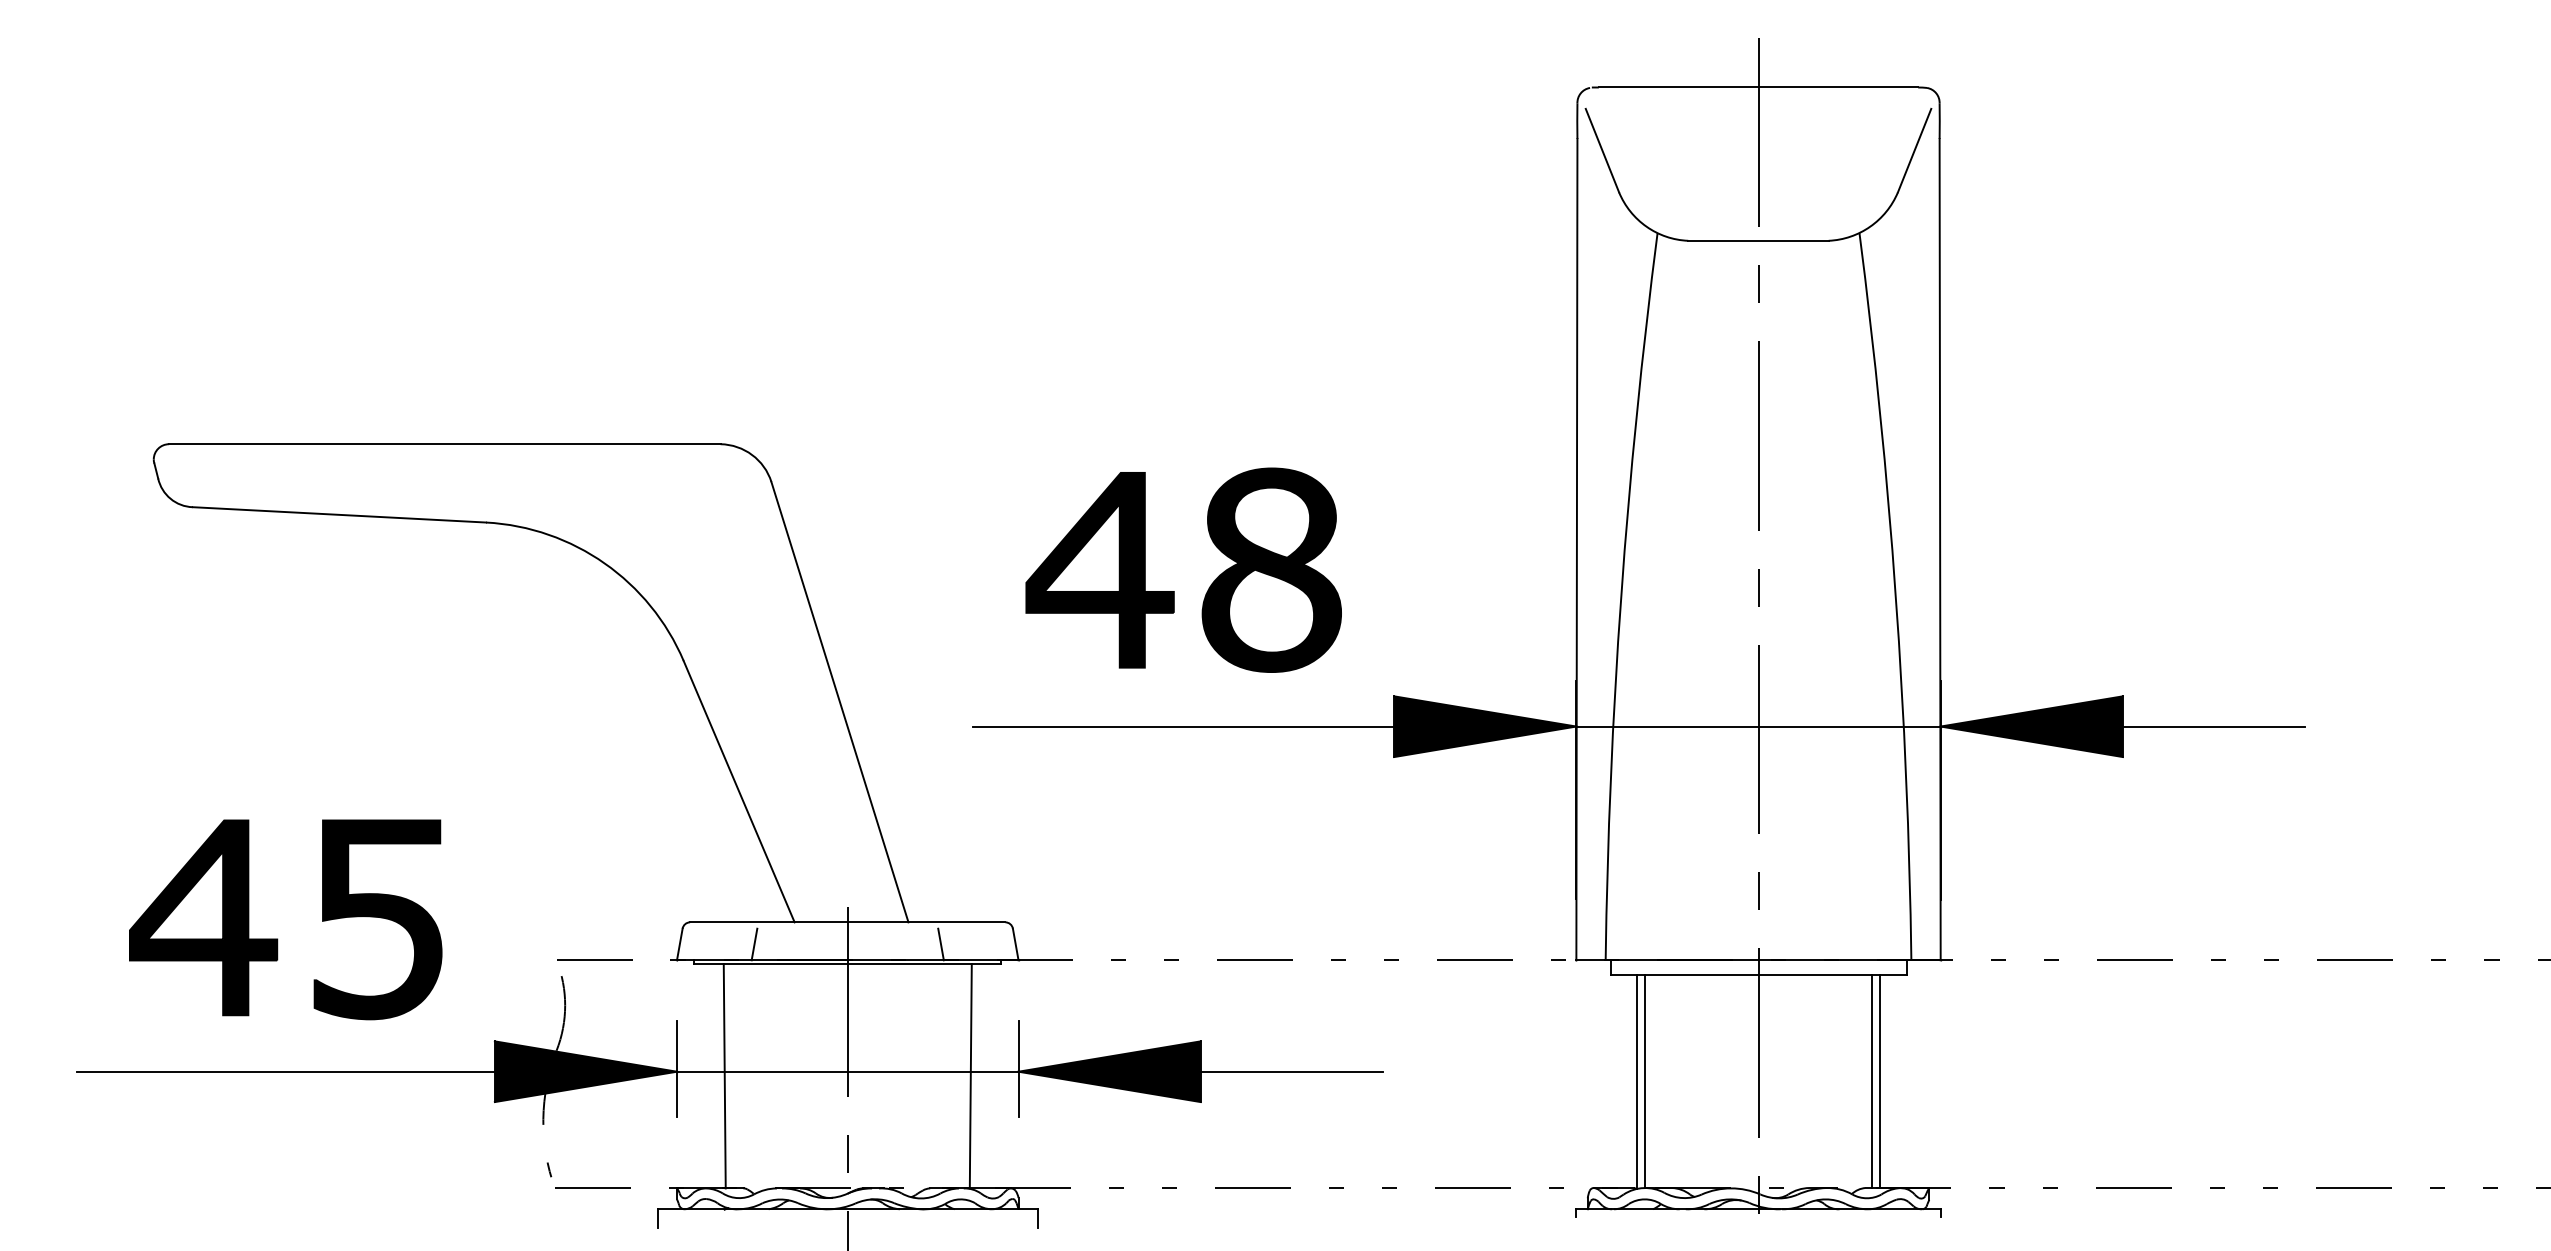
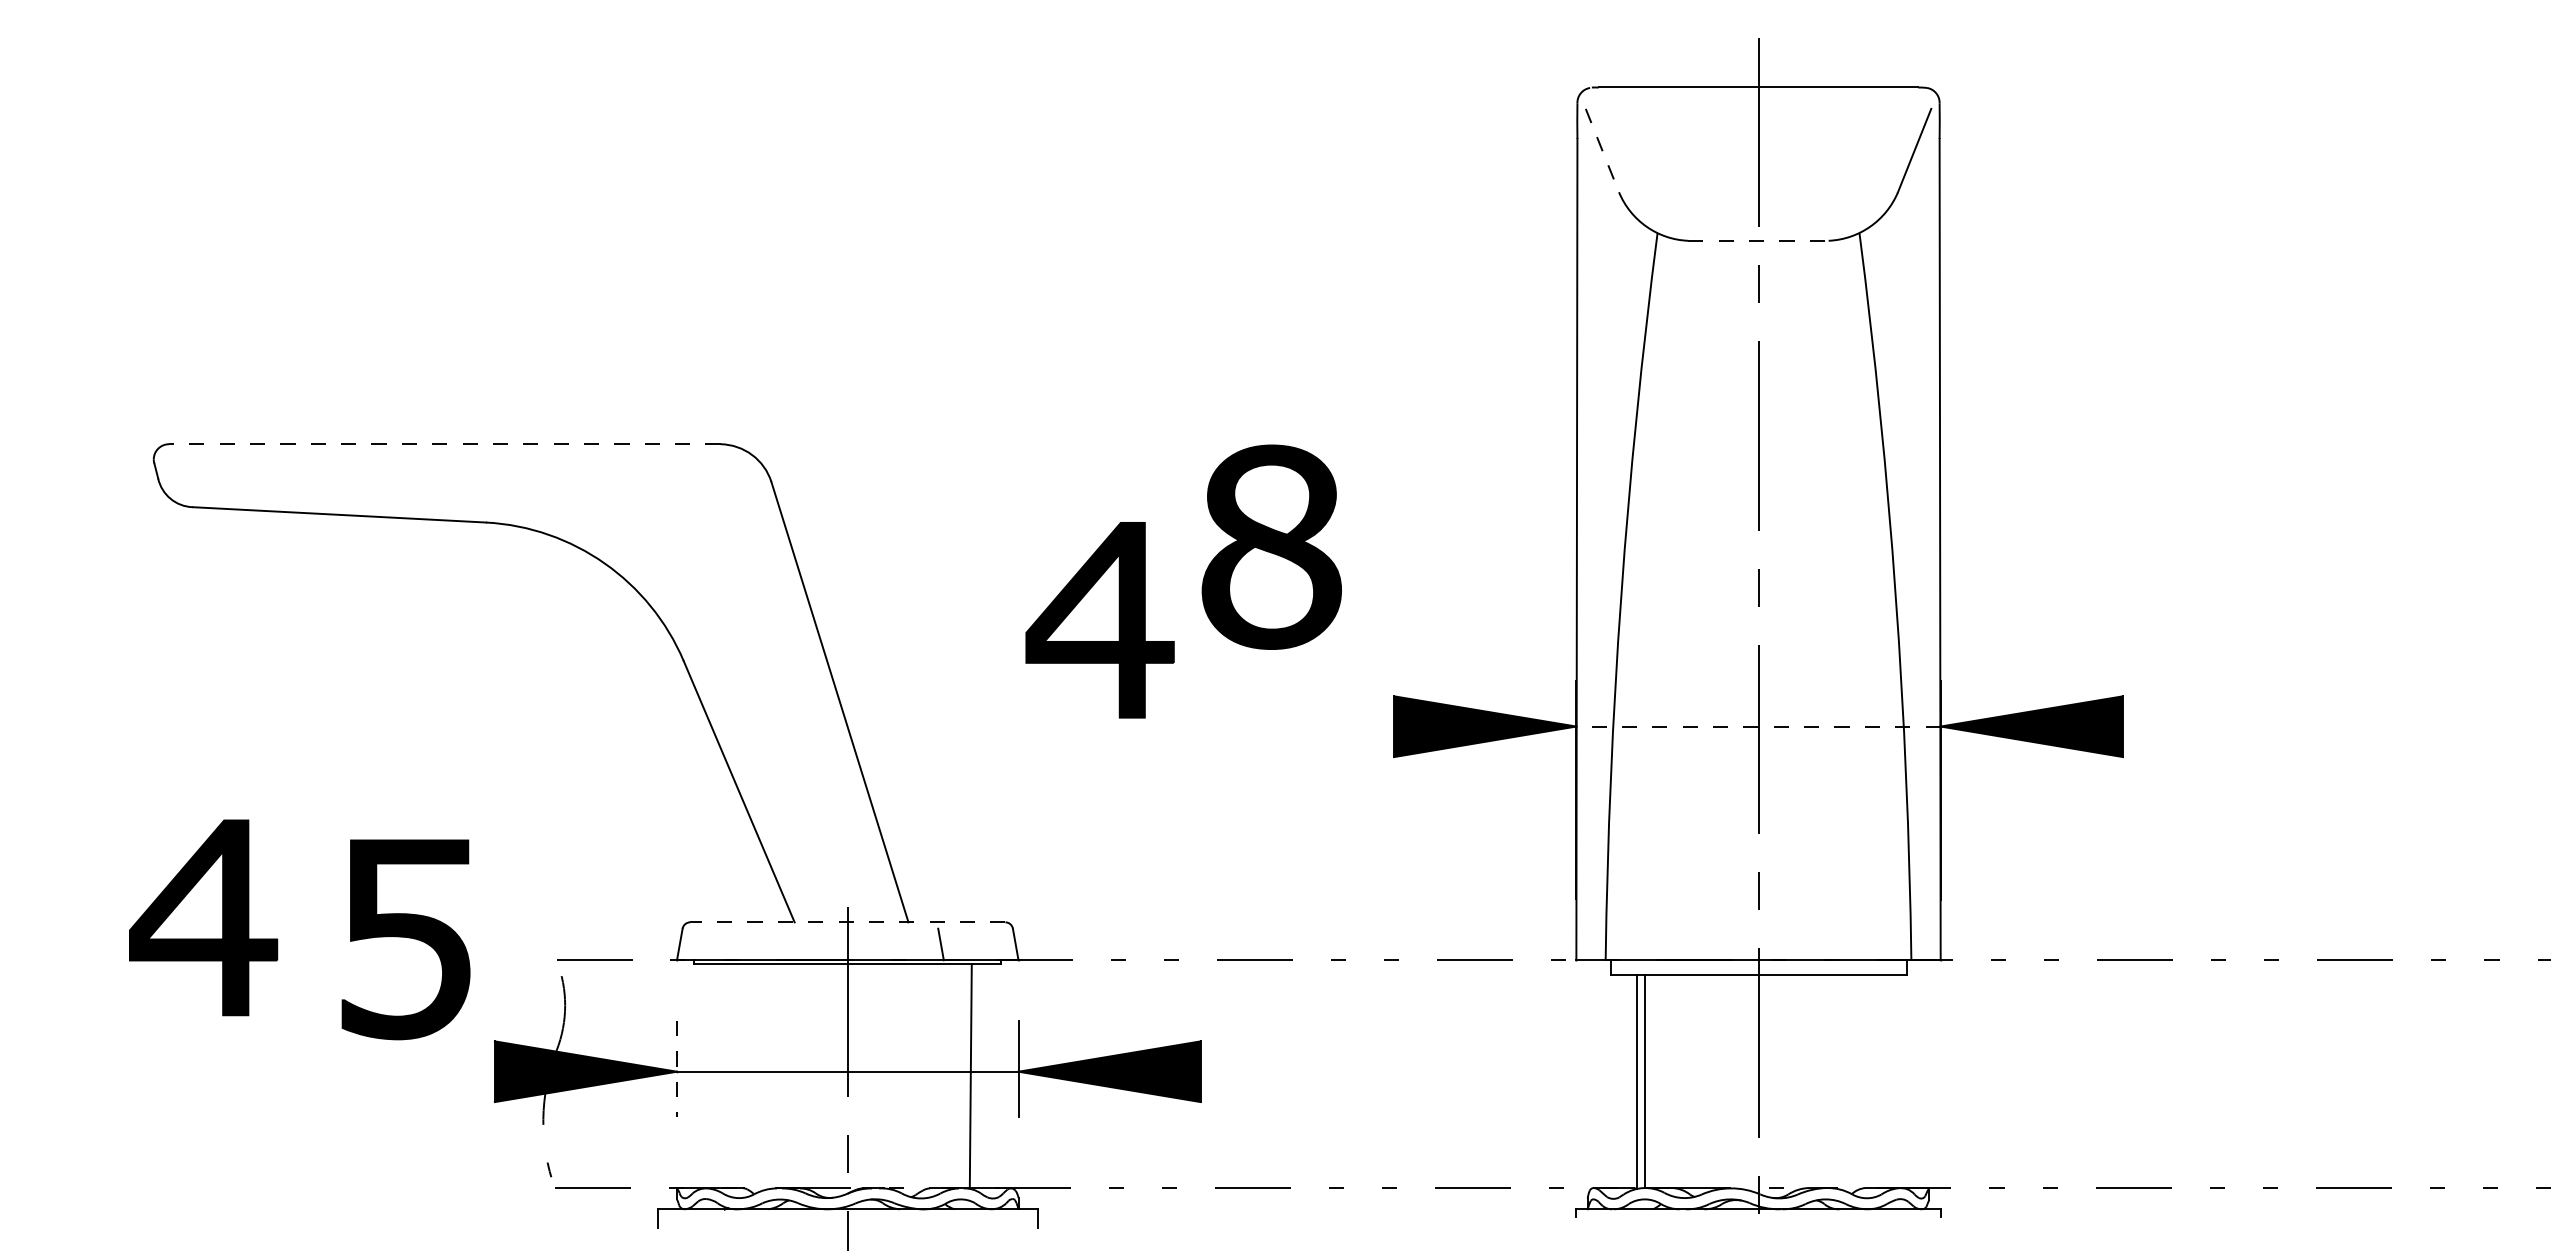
line: solid -> dashed (1602, 150)
line: solid -> dashed (1758, 240)
line: solid -> dashed (444, 444)
part position: (1271, 569) -> (1271, 546) (1271, 546)
part position: (1099, 570) -> (1099, 620) (1099, 620)
line: present -> none (1183, 726)
line: solid -> dashed (1758, 726)
line: present -> none (2213, 726)
part position: (377, 919) -> (405, 939) (405, 939)
line: solid -> dashed (847, 922)
line: present -> none (754, 944)
line: solid -> dashed (677, 1069)
line: present -> none (285, 1071)
line: present -> none (1291, 1071)
line: present -> none (724, 1076)
line: present -> none (1872, 1081)
line: present -> none (1879, 1081)
